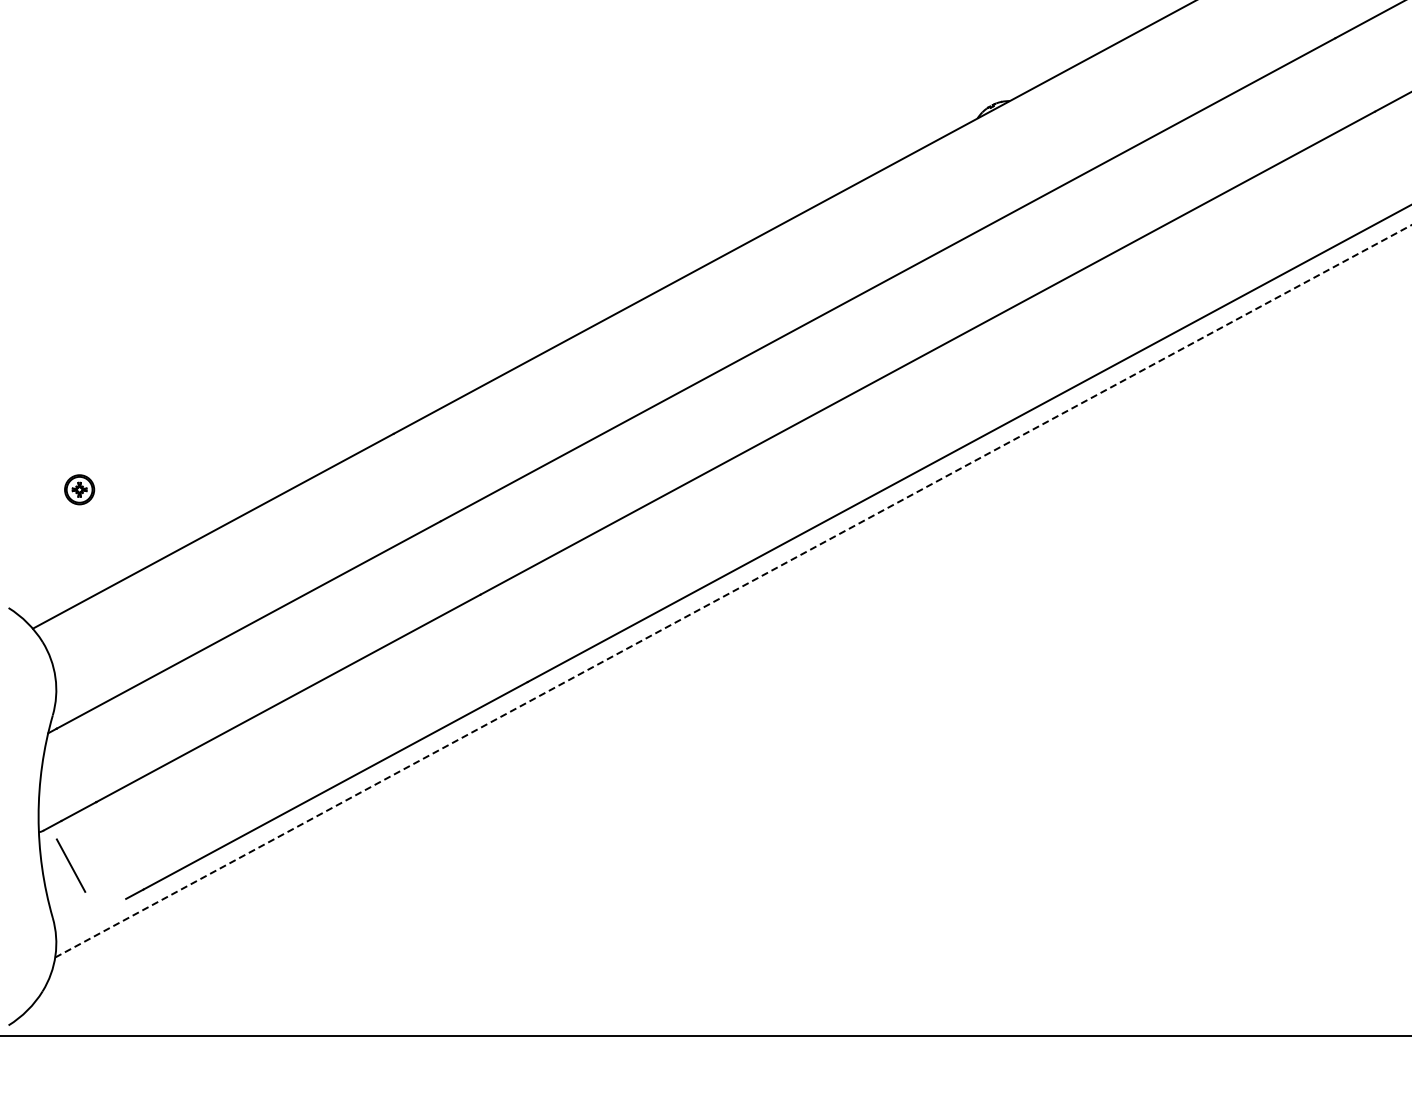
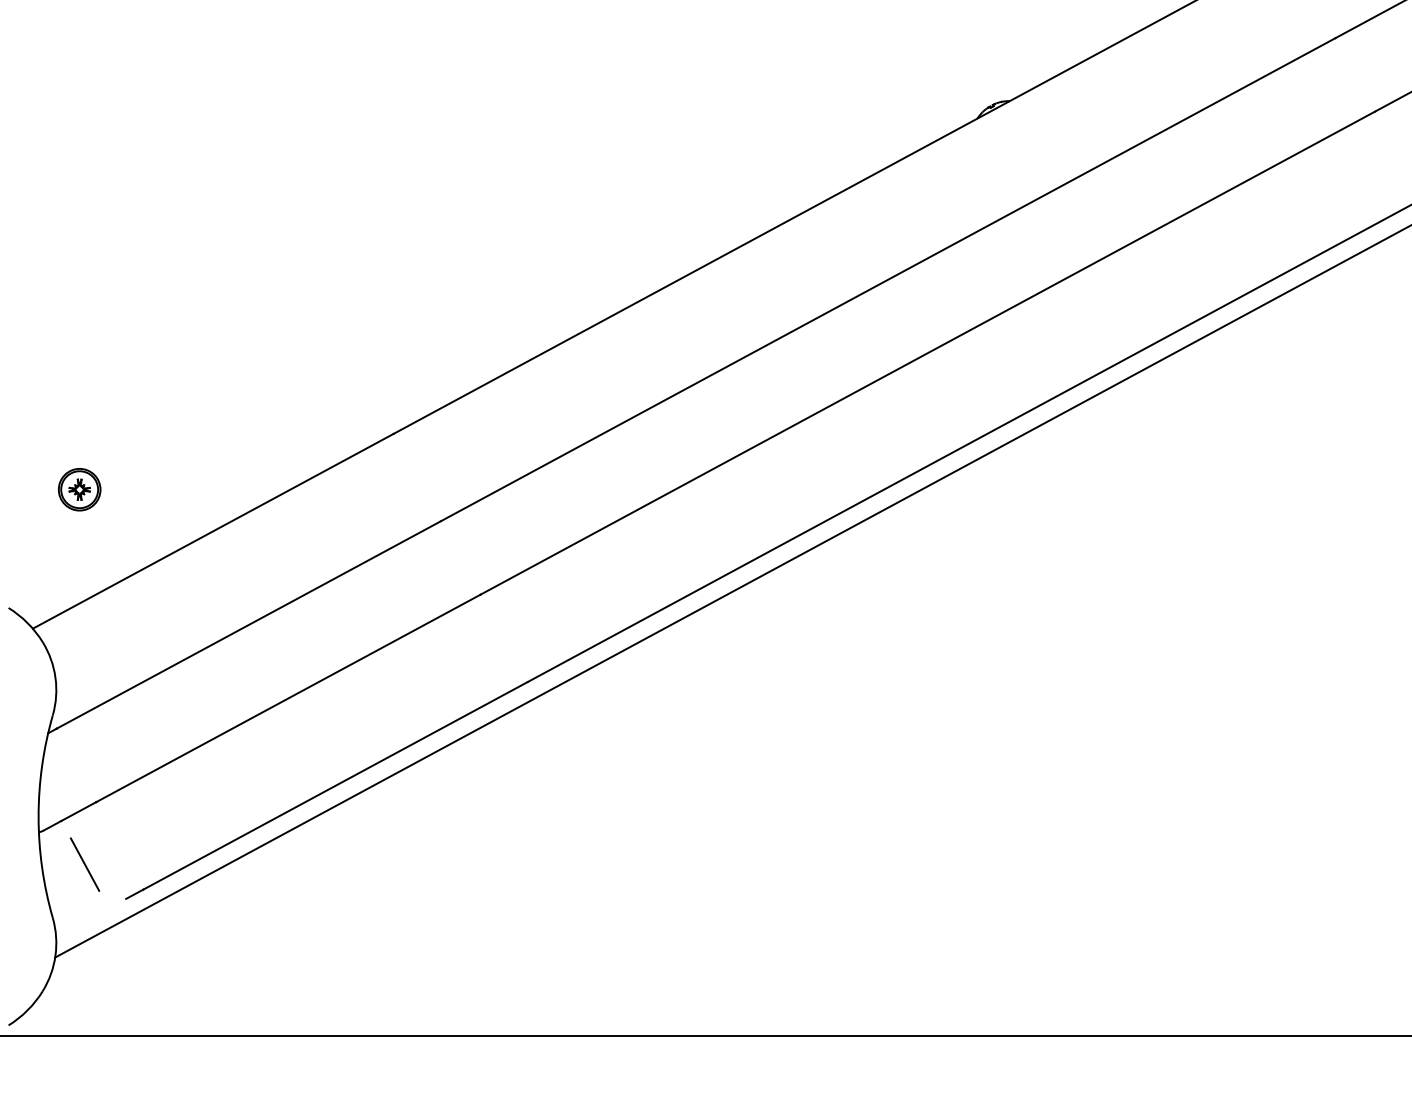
part size: 32x32 px -> 45x44 px (79, 489)
line: dashed -> solid (733, 591)
line position: (70, 865) -> (84, 864) (84, 864)
